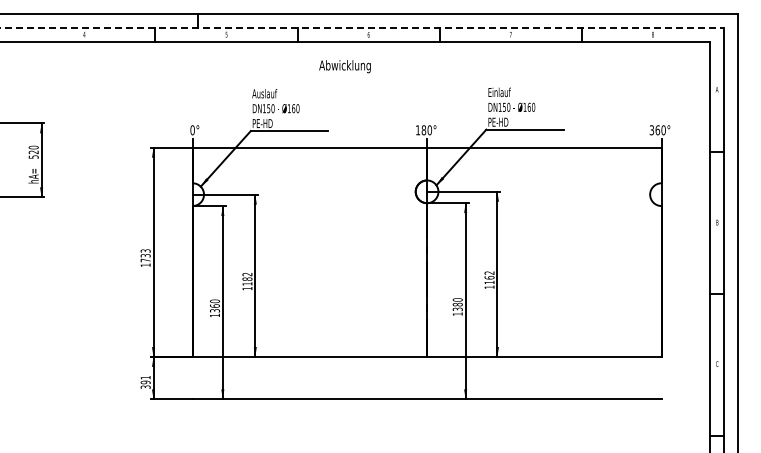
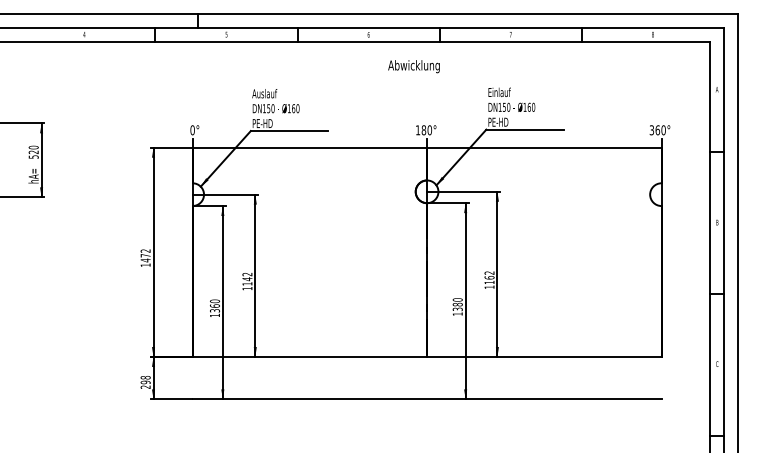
line: dashed -> solid (362, 27)
text position: (344, 66) -> (413, 66) (413, 66)
text: 1733 -> 1472 (145, 255)
text: 1182 -> 1142 (247, 279)
text: 391 -> 298 (145, 382)
